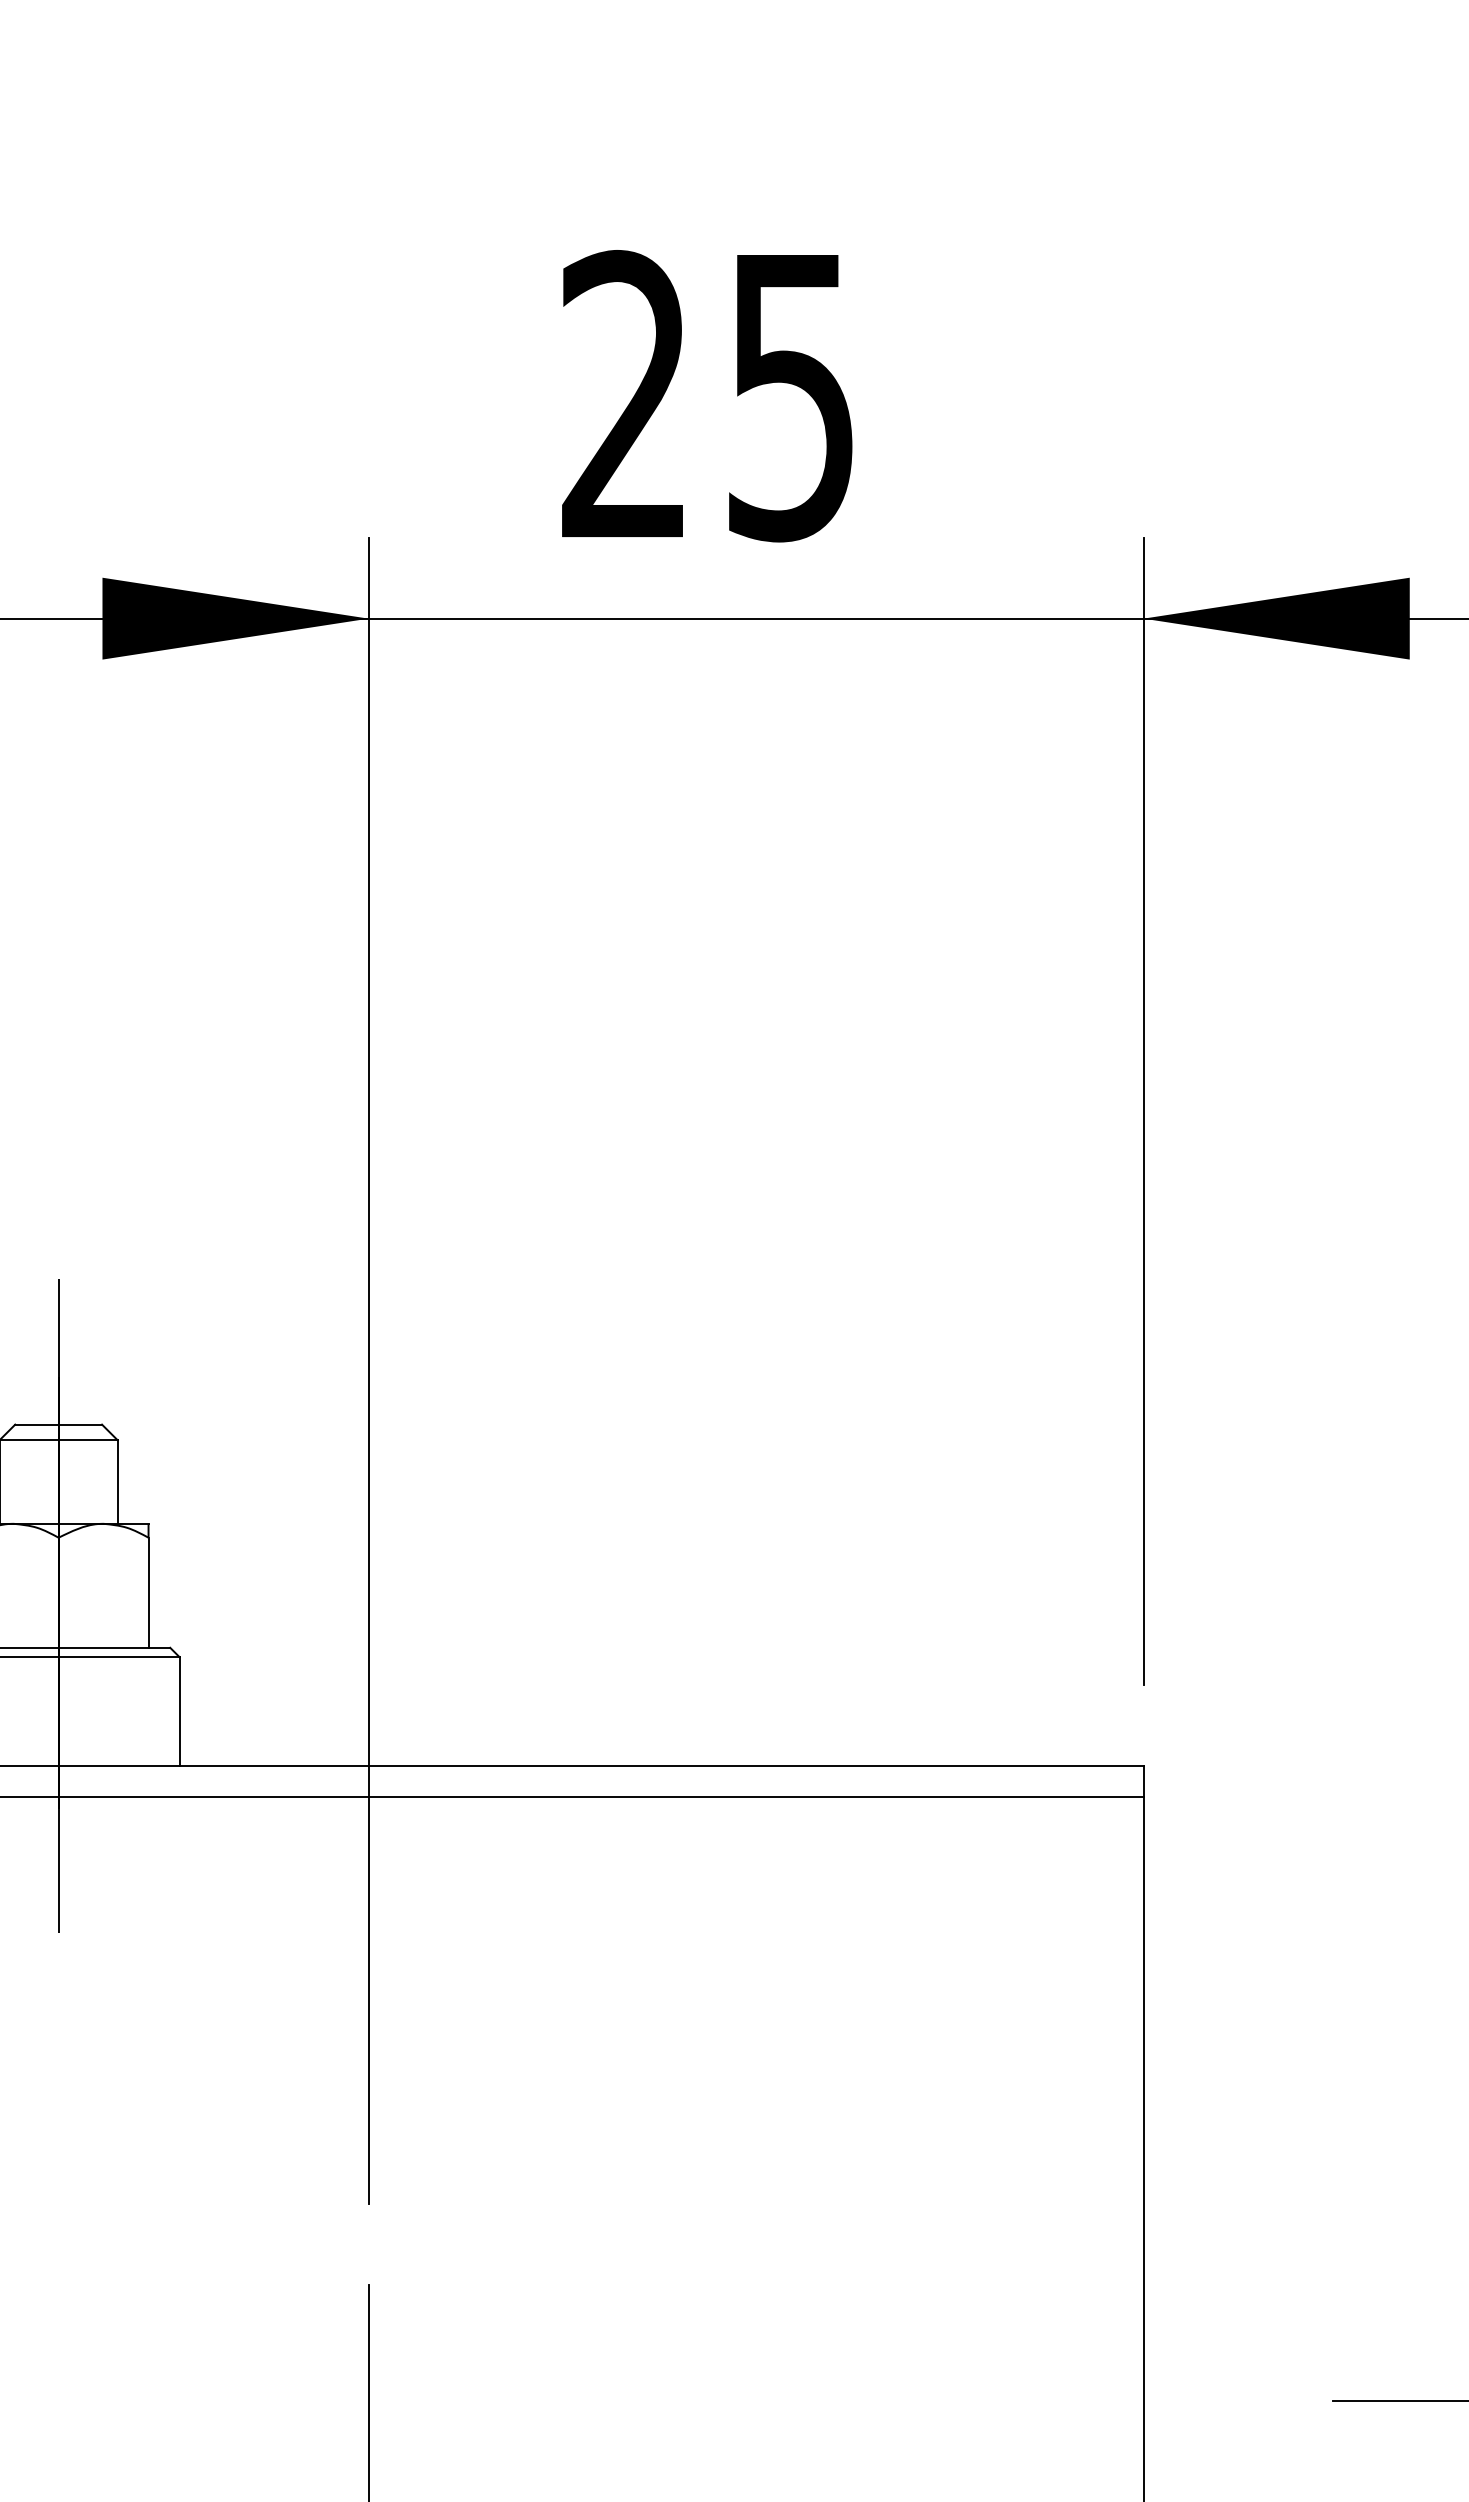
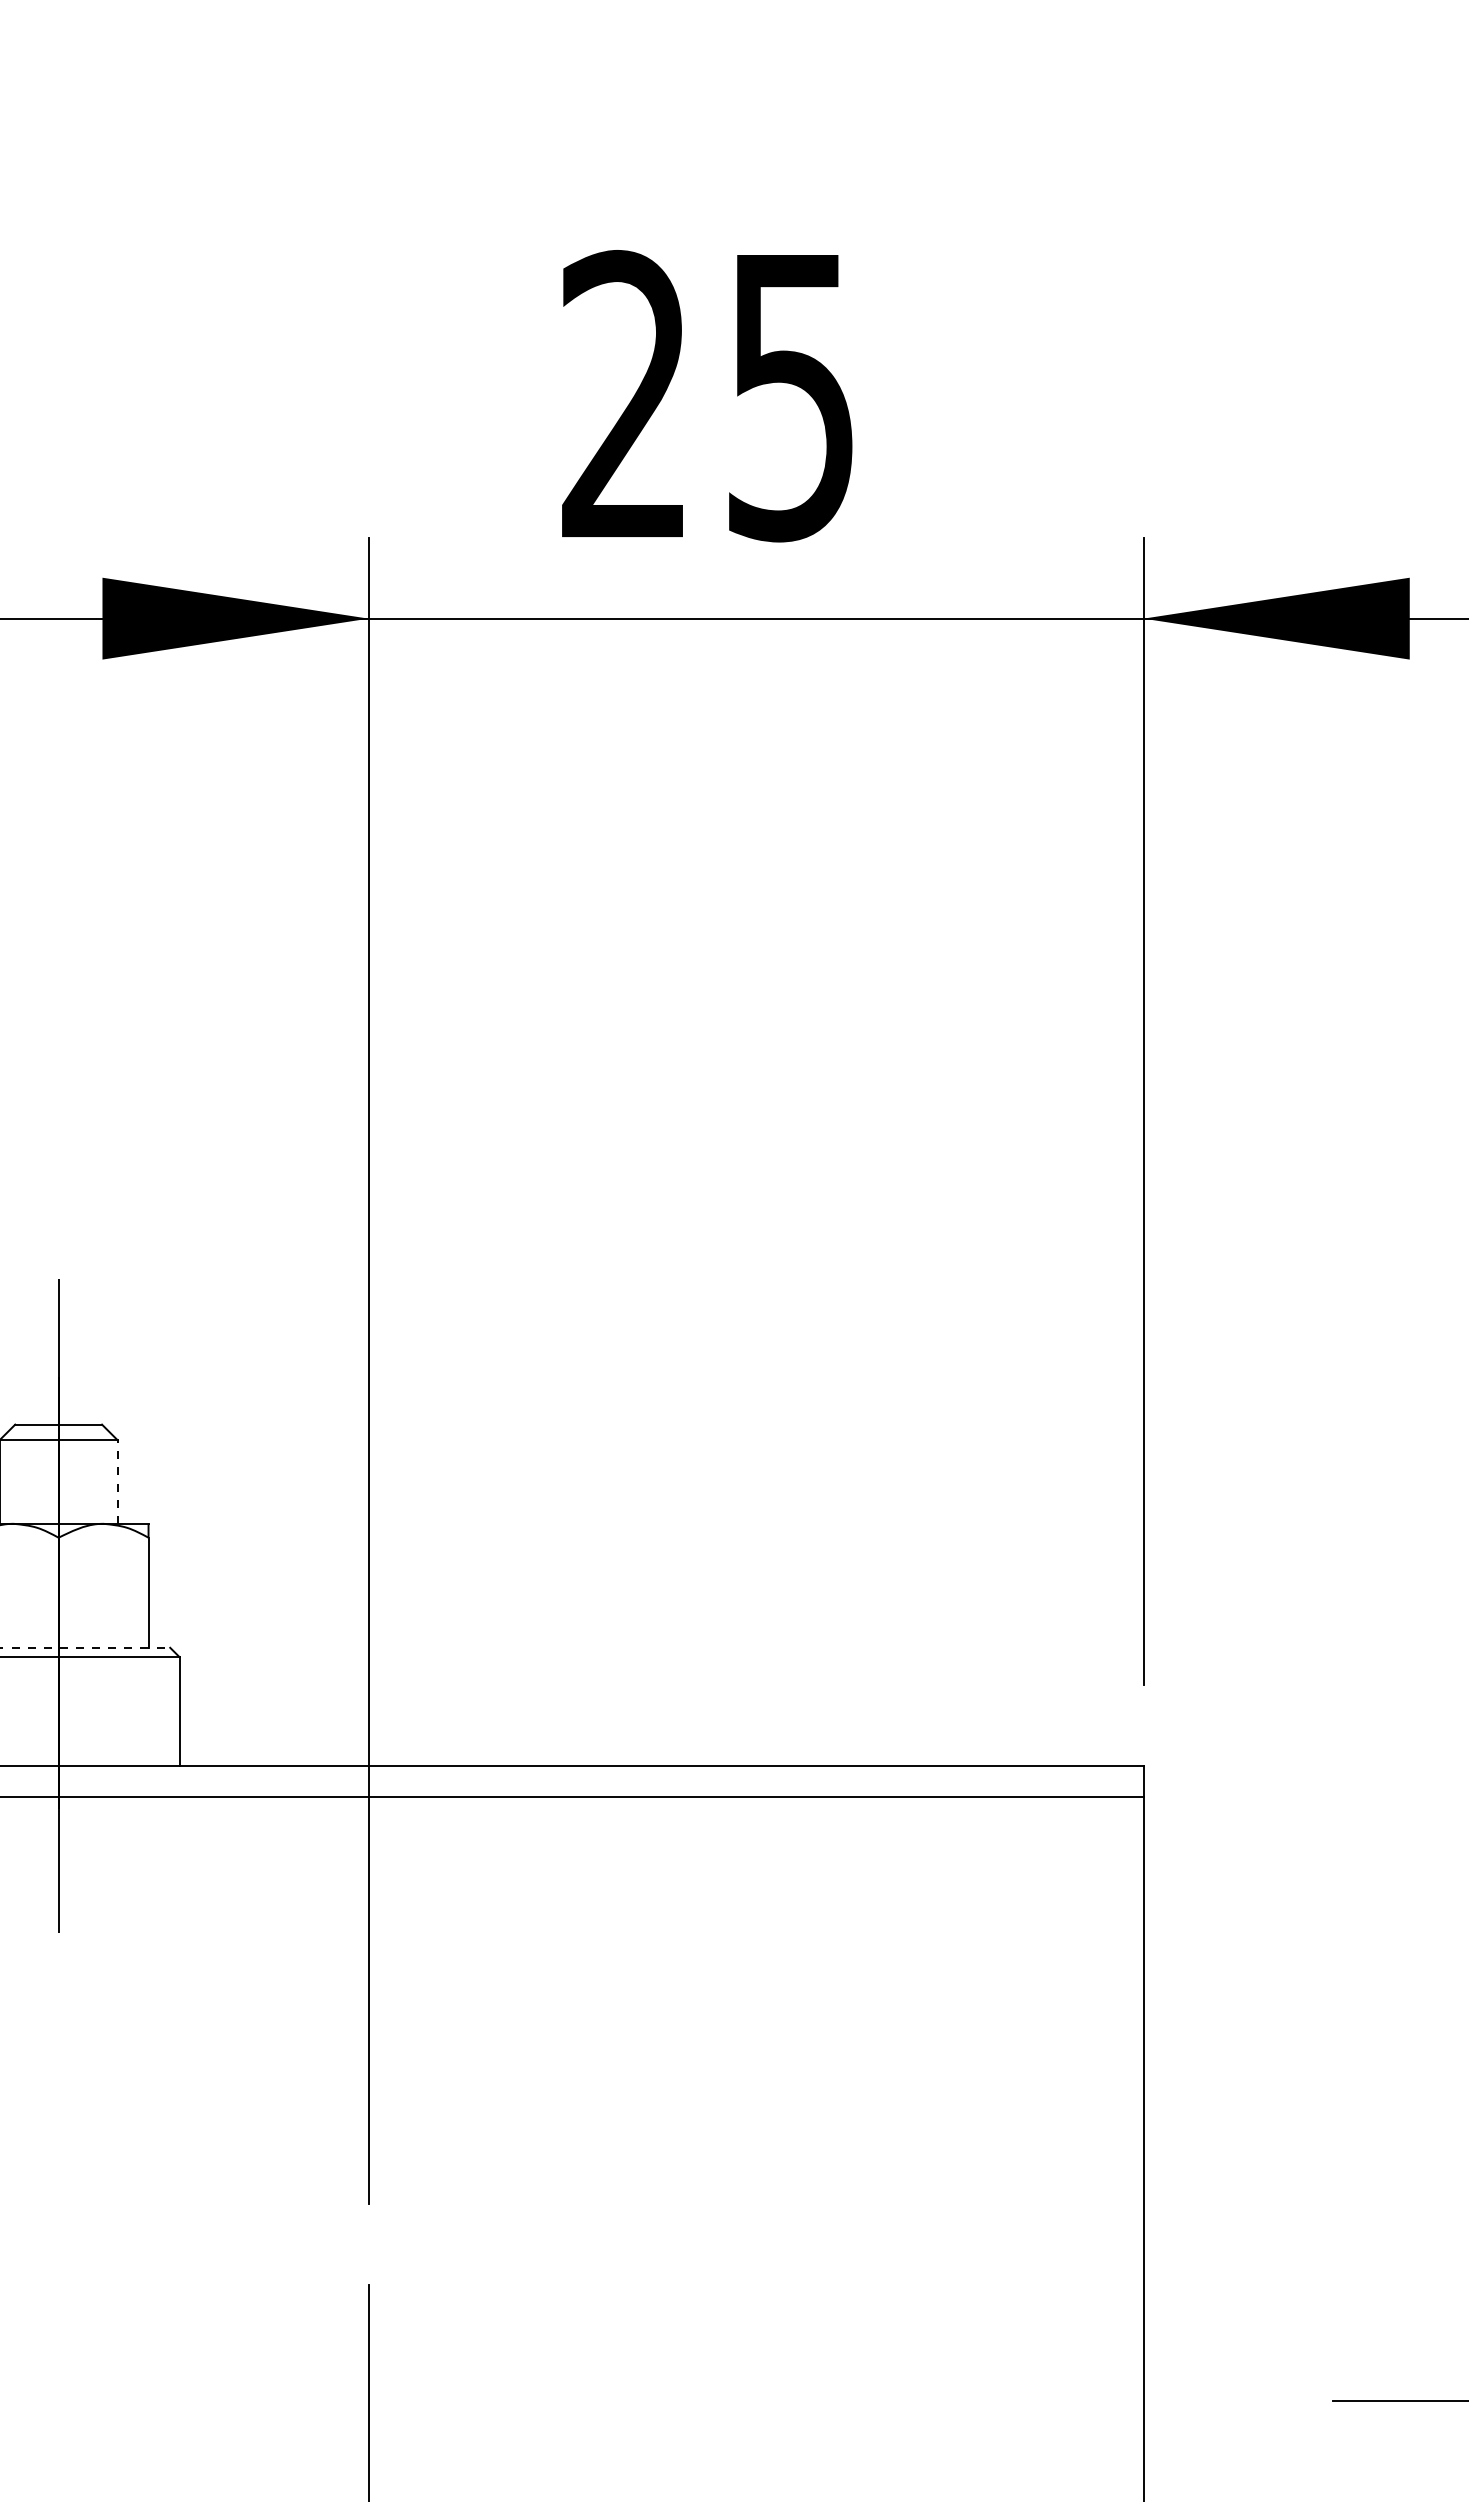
line: solid -> dashed (117, 1481)
line: solid -> dashed (85, 1647)
